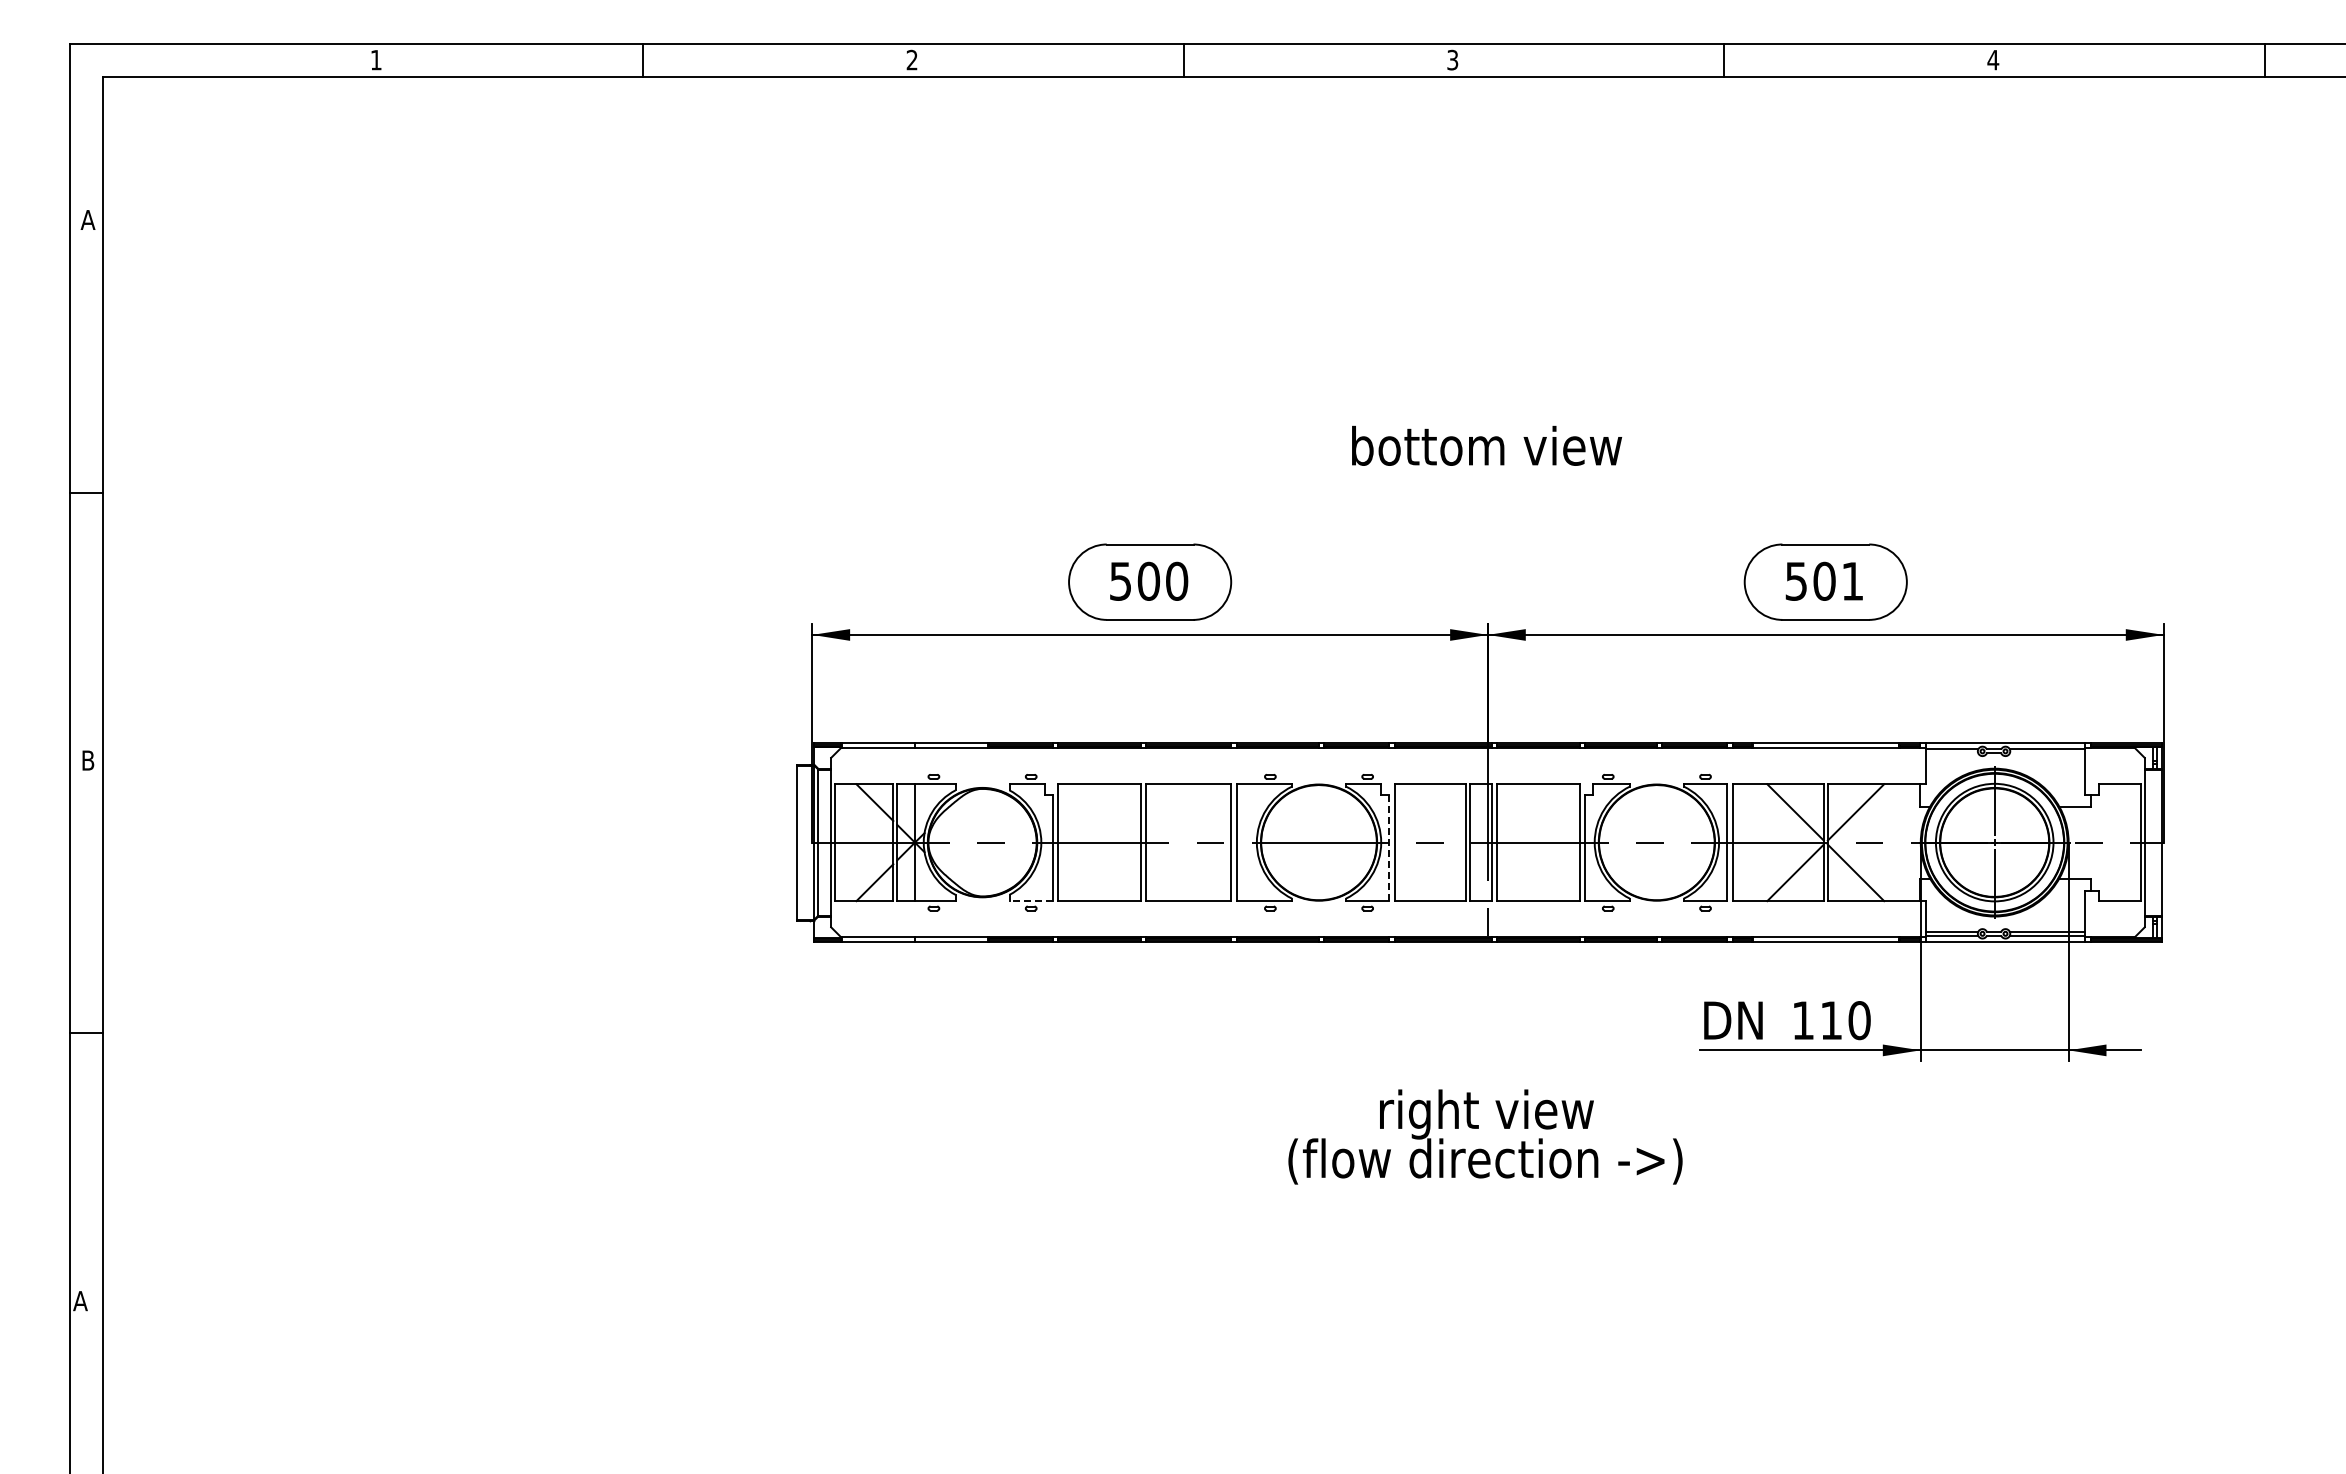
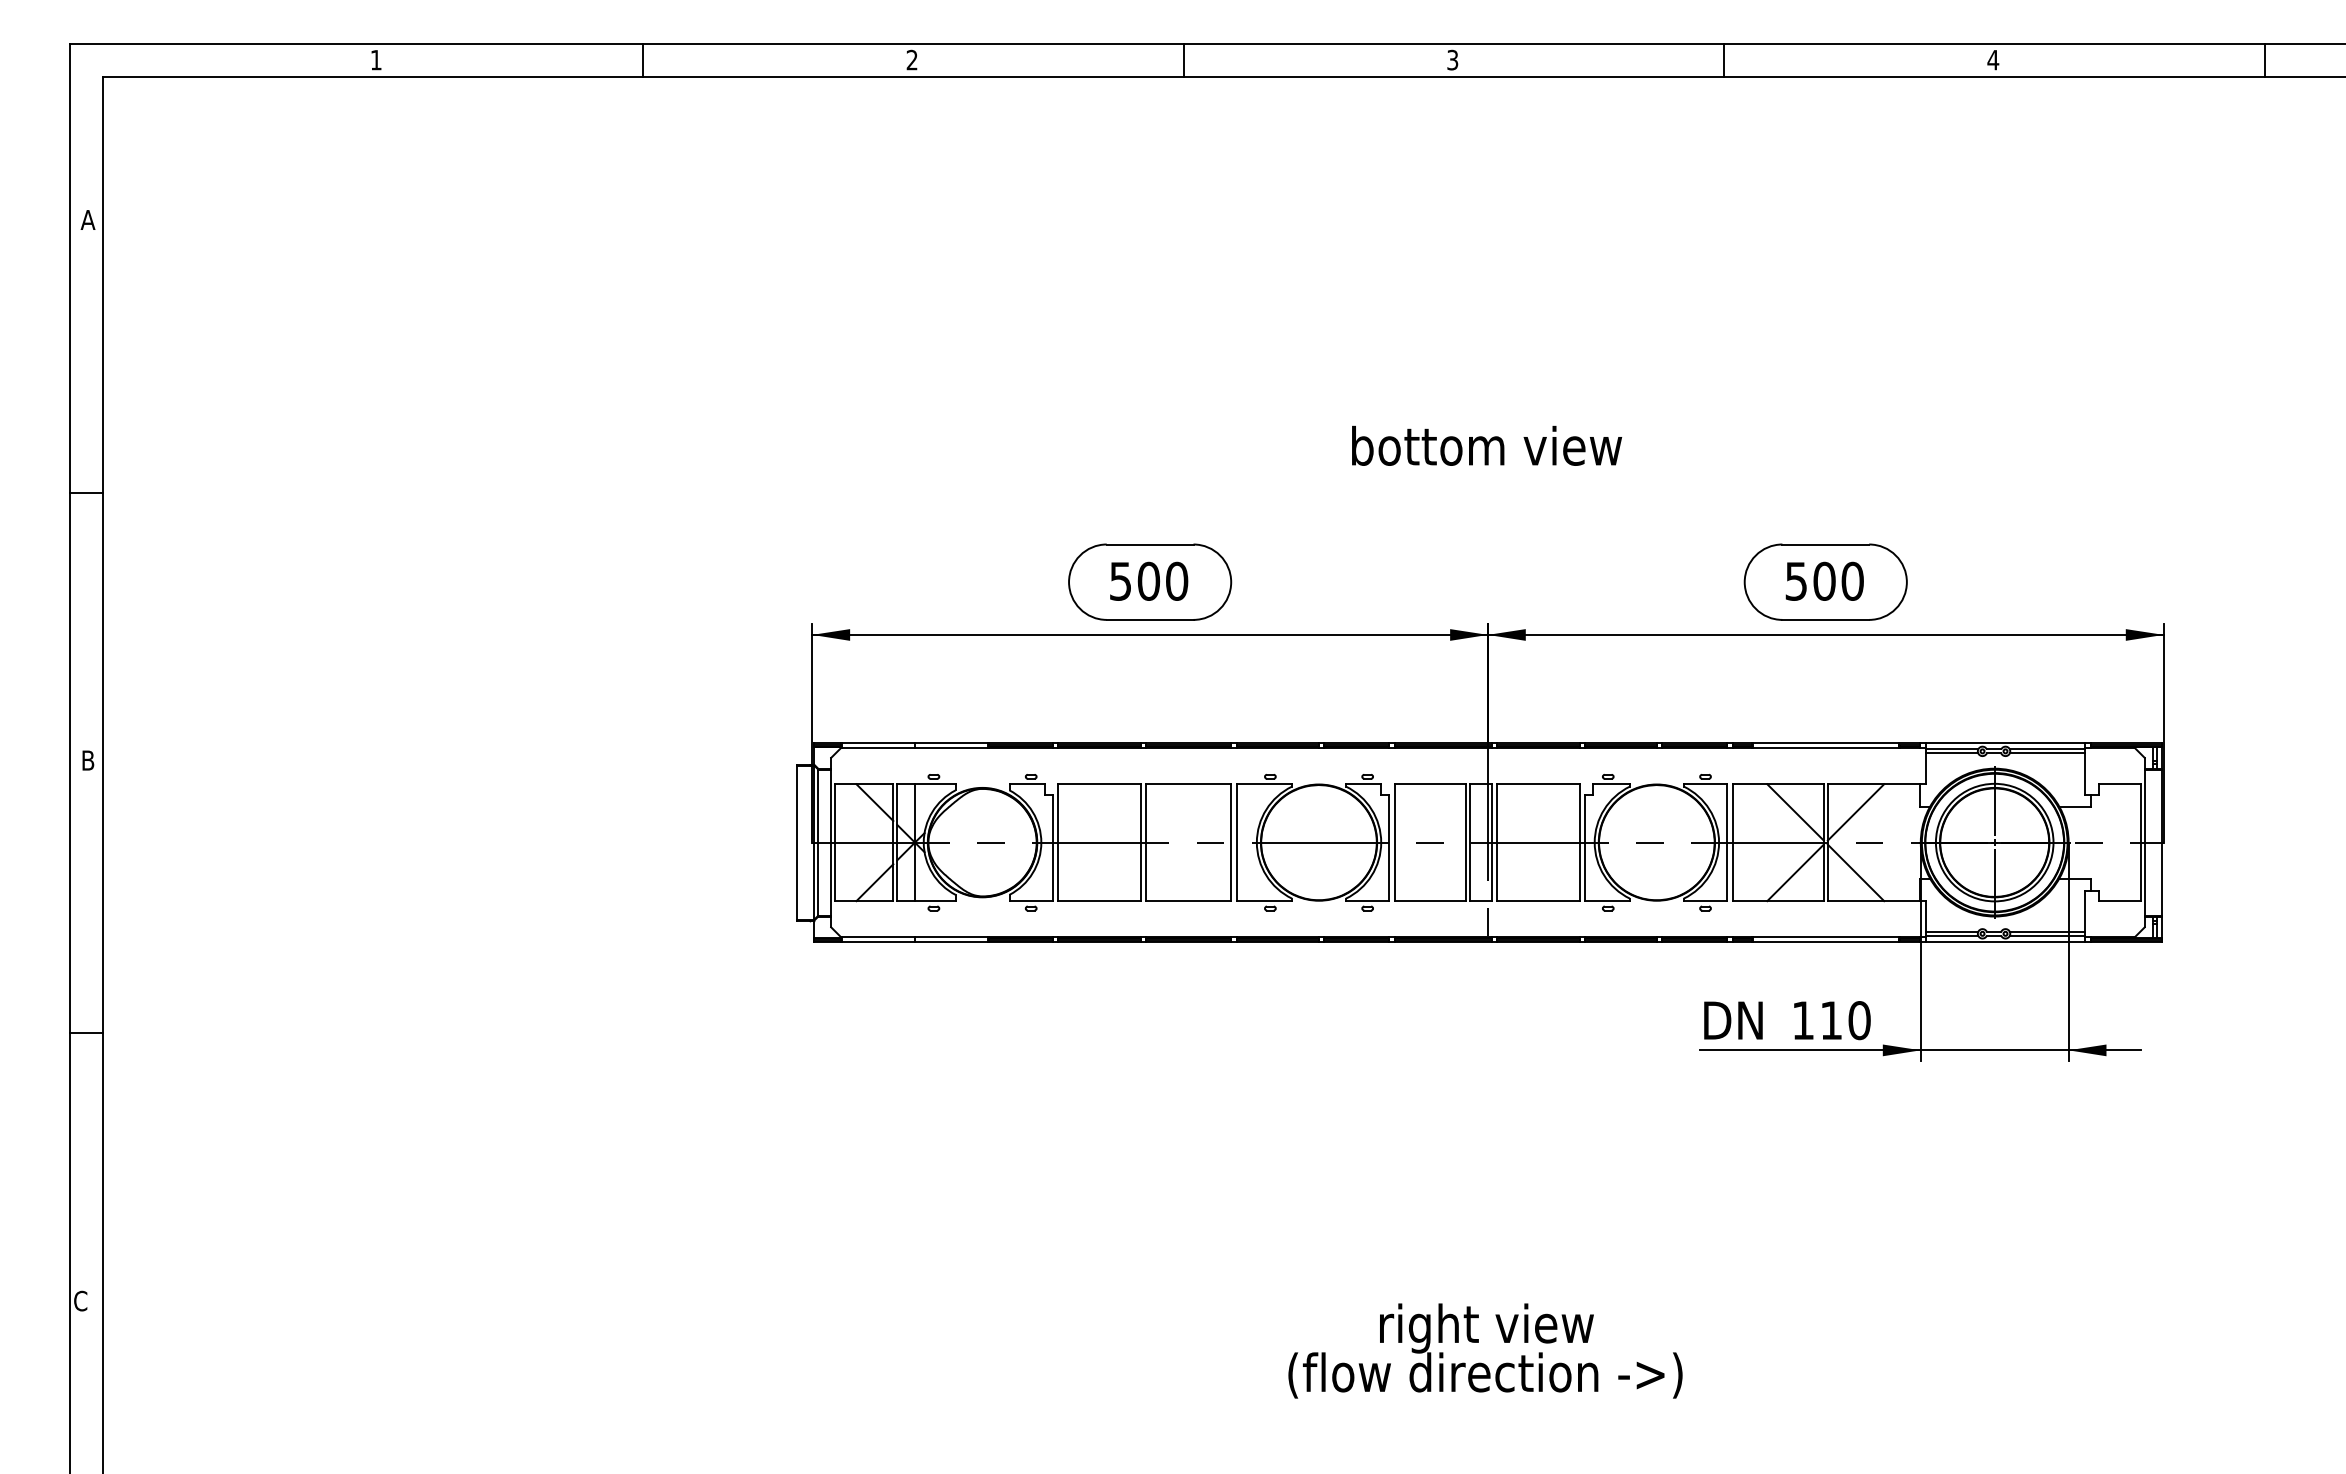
text: 501 -> 500 (1852, 580)
line: none -> present (1951, 753)
line: none -> present (2047, 753)
line: dashed -> solid (1389, 847)
line: dashed -> solid (1031, 901)
text position: (1485, 1136) -> (1485, 1350) (1485, 1350)
text: A -> C (80, 1300)
